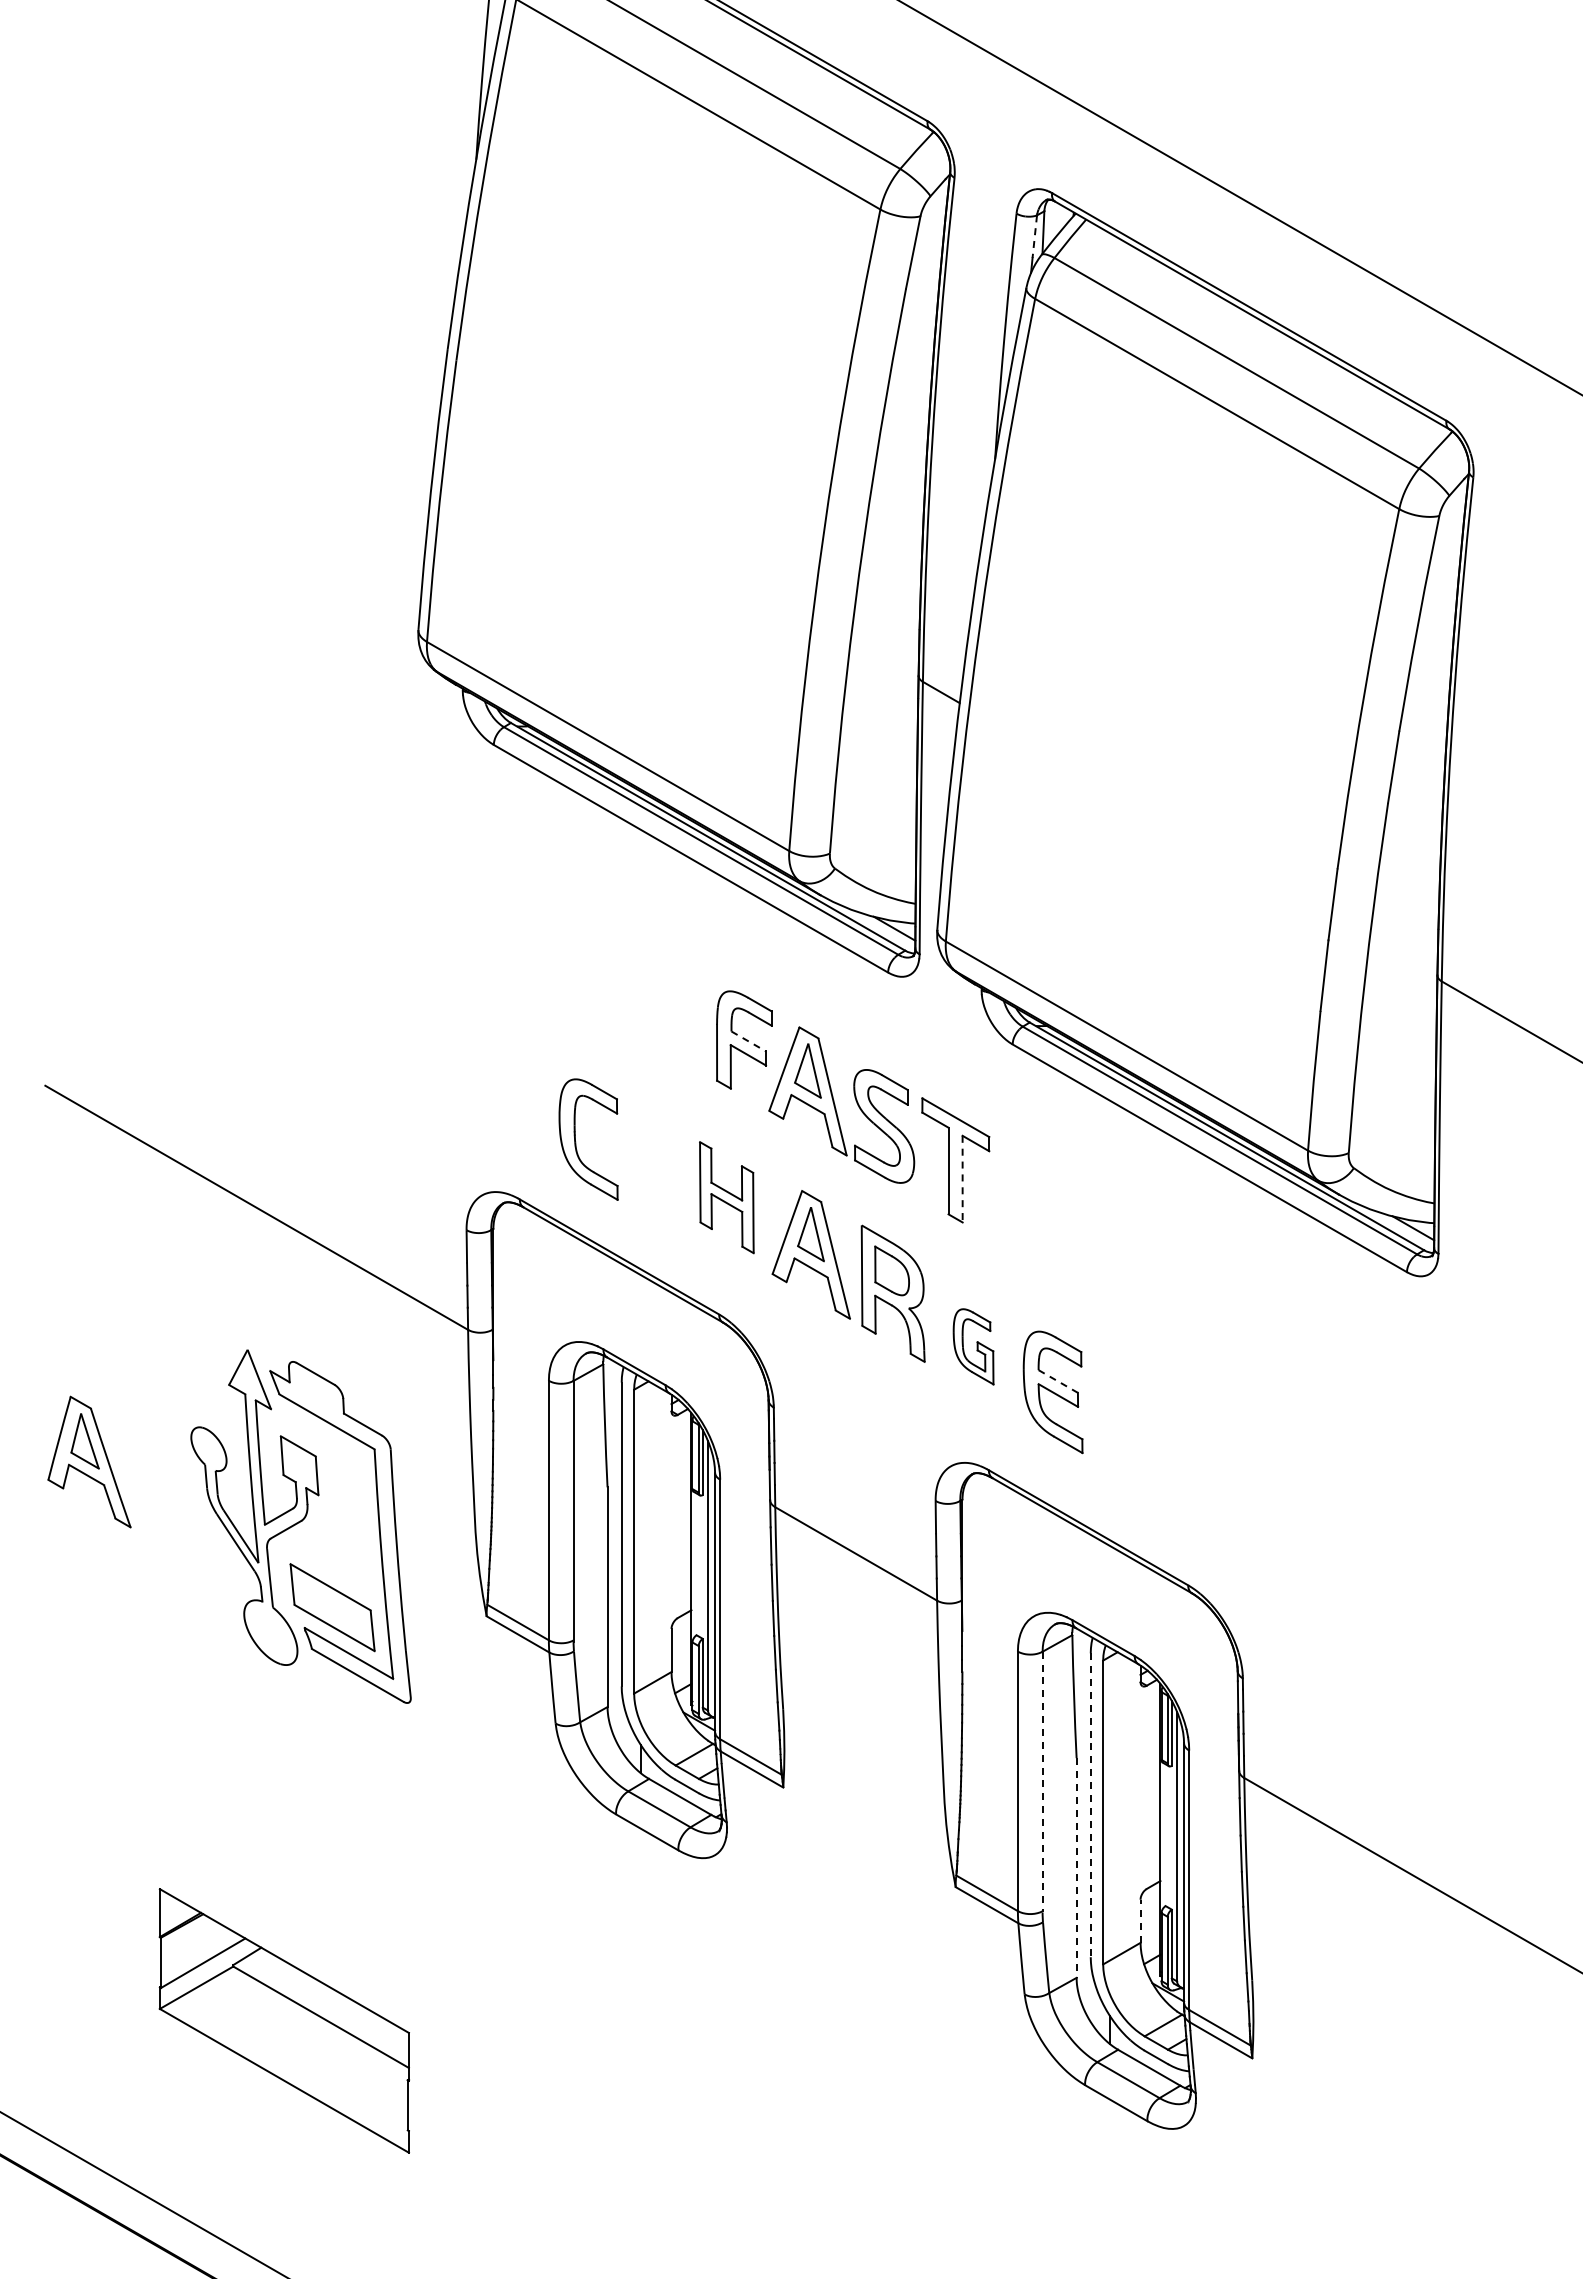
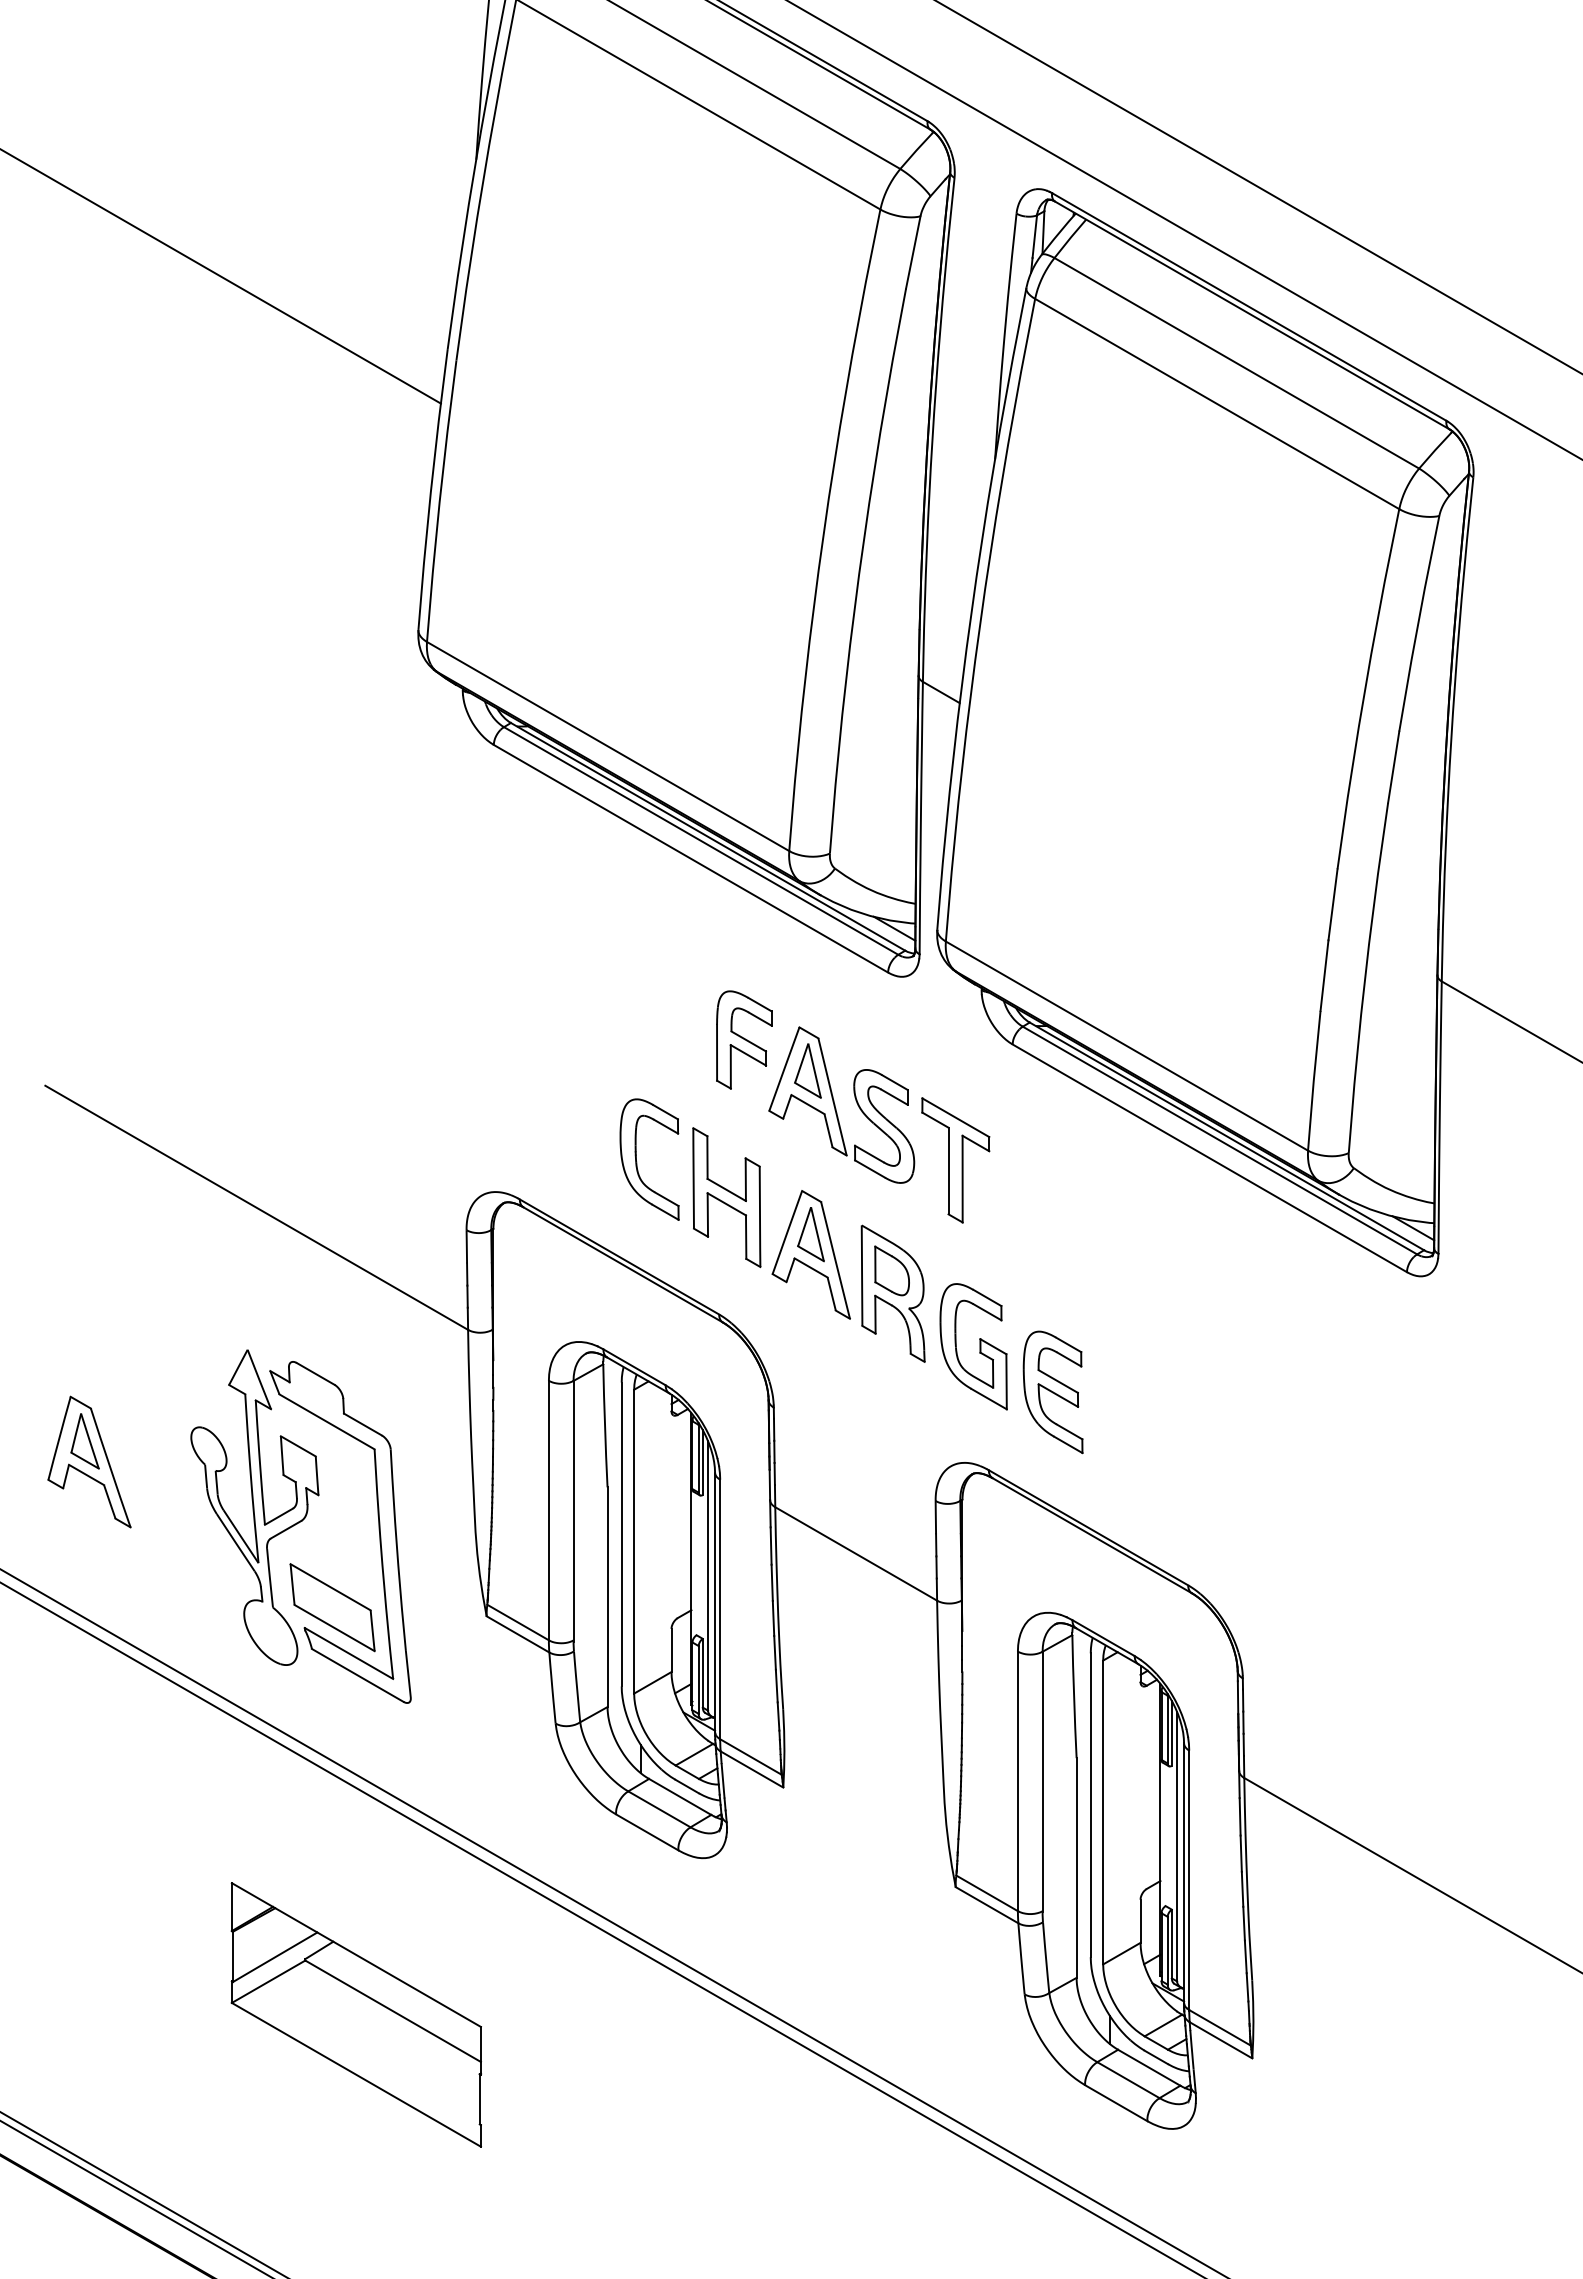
line position: (1240, 197) -> (1258, 187) (1258, 187)
line: none -> present (1184, 230)
line: dashed -> solid (1034, 237)
line: none -> present (221, 276)
line: dashed -> solid (748, 1041)
part position: (576, 1142) -> (637, 1162) (637, 1162)
line: dashed -> solid (962, 1179)
part size: 56x114 px -> 70x142 px (726, 1197)
part size: 43x78 px -> 69x128 px (973, 1346)
line: dashed -> solid (1058, 1381)
line: dashed -> solid (1042, 1782)
line: dashed -> solid (1090, 1805)
line: dashed -> solid (1076, 1868)
line: dashed -> solid (1140, 1921)
line: none -> present (612, 1922)
line: none -> present (601, 1929)
part position: (283, 2020) -> (355, 2014) (355, 2014)
line: none -> present (135, 2198)
